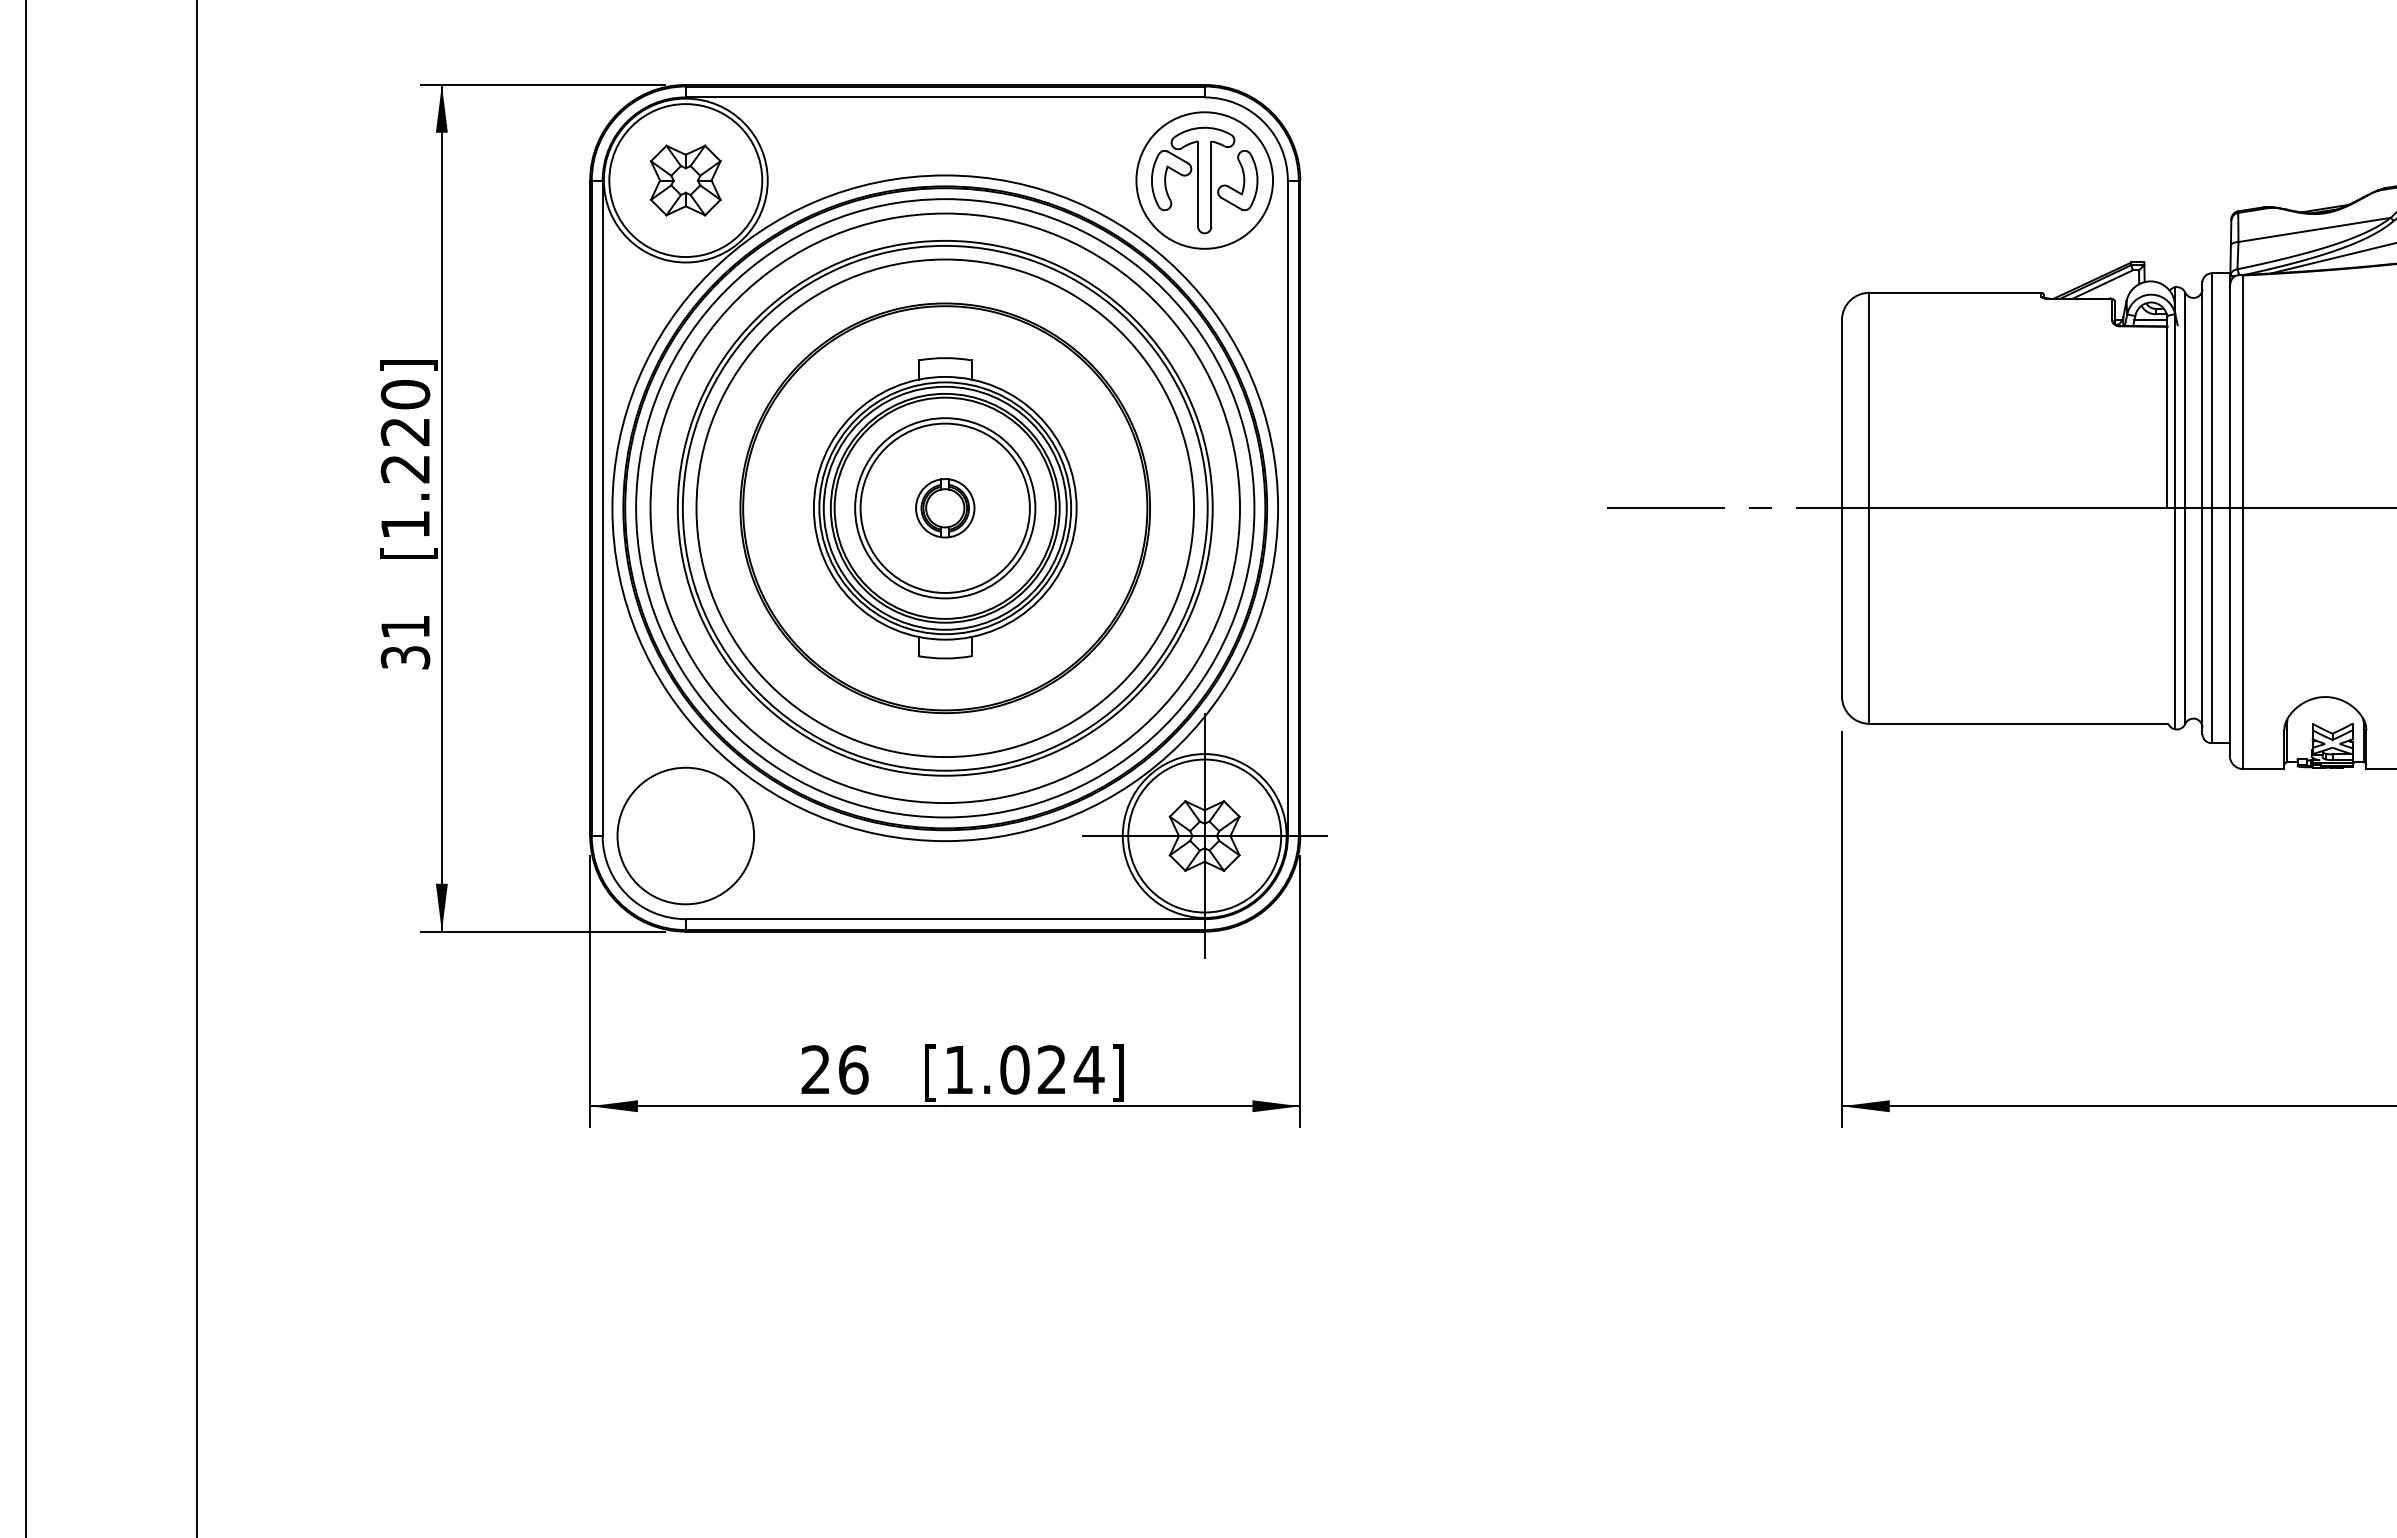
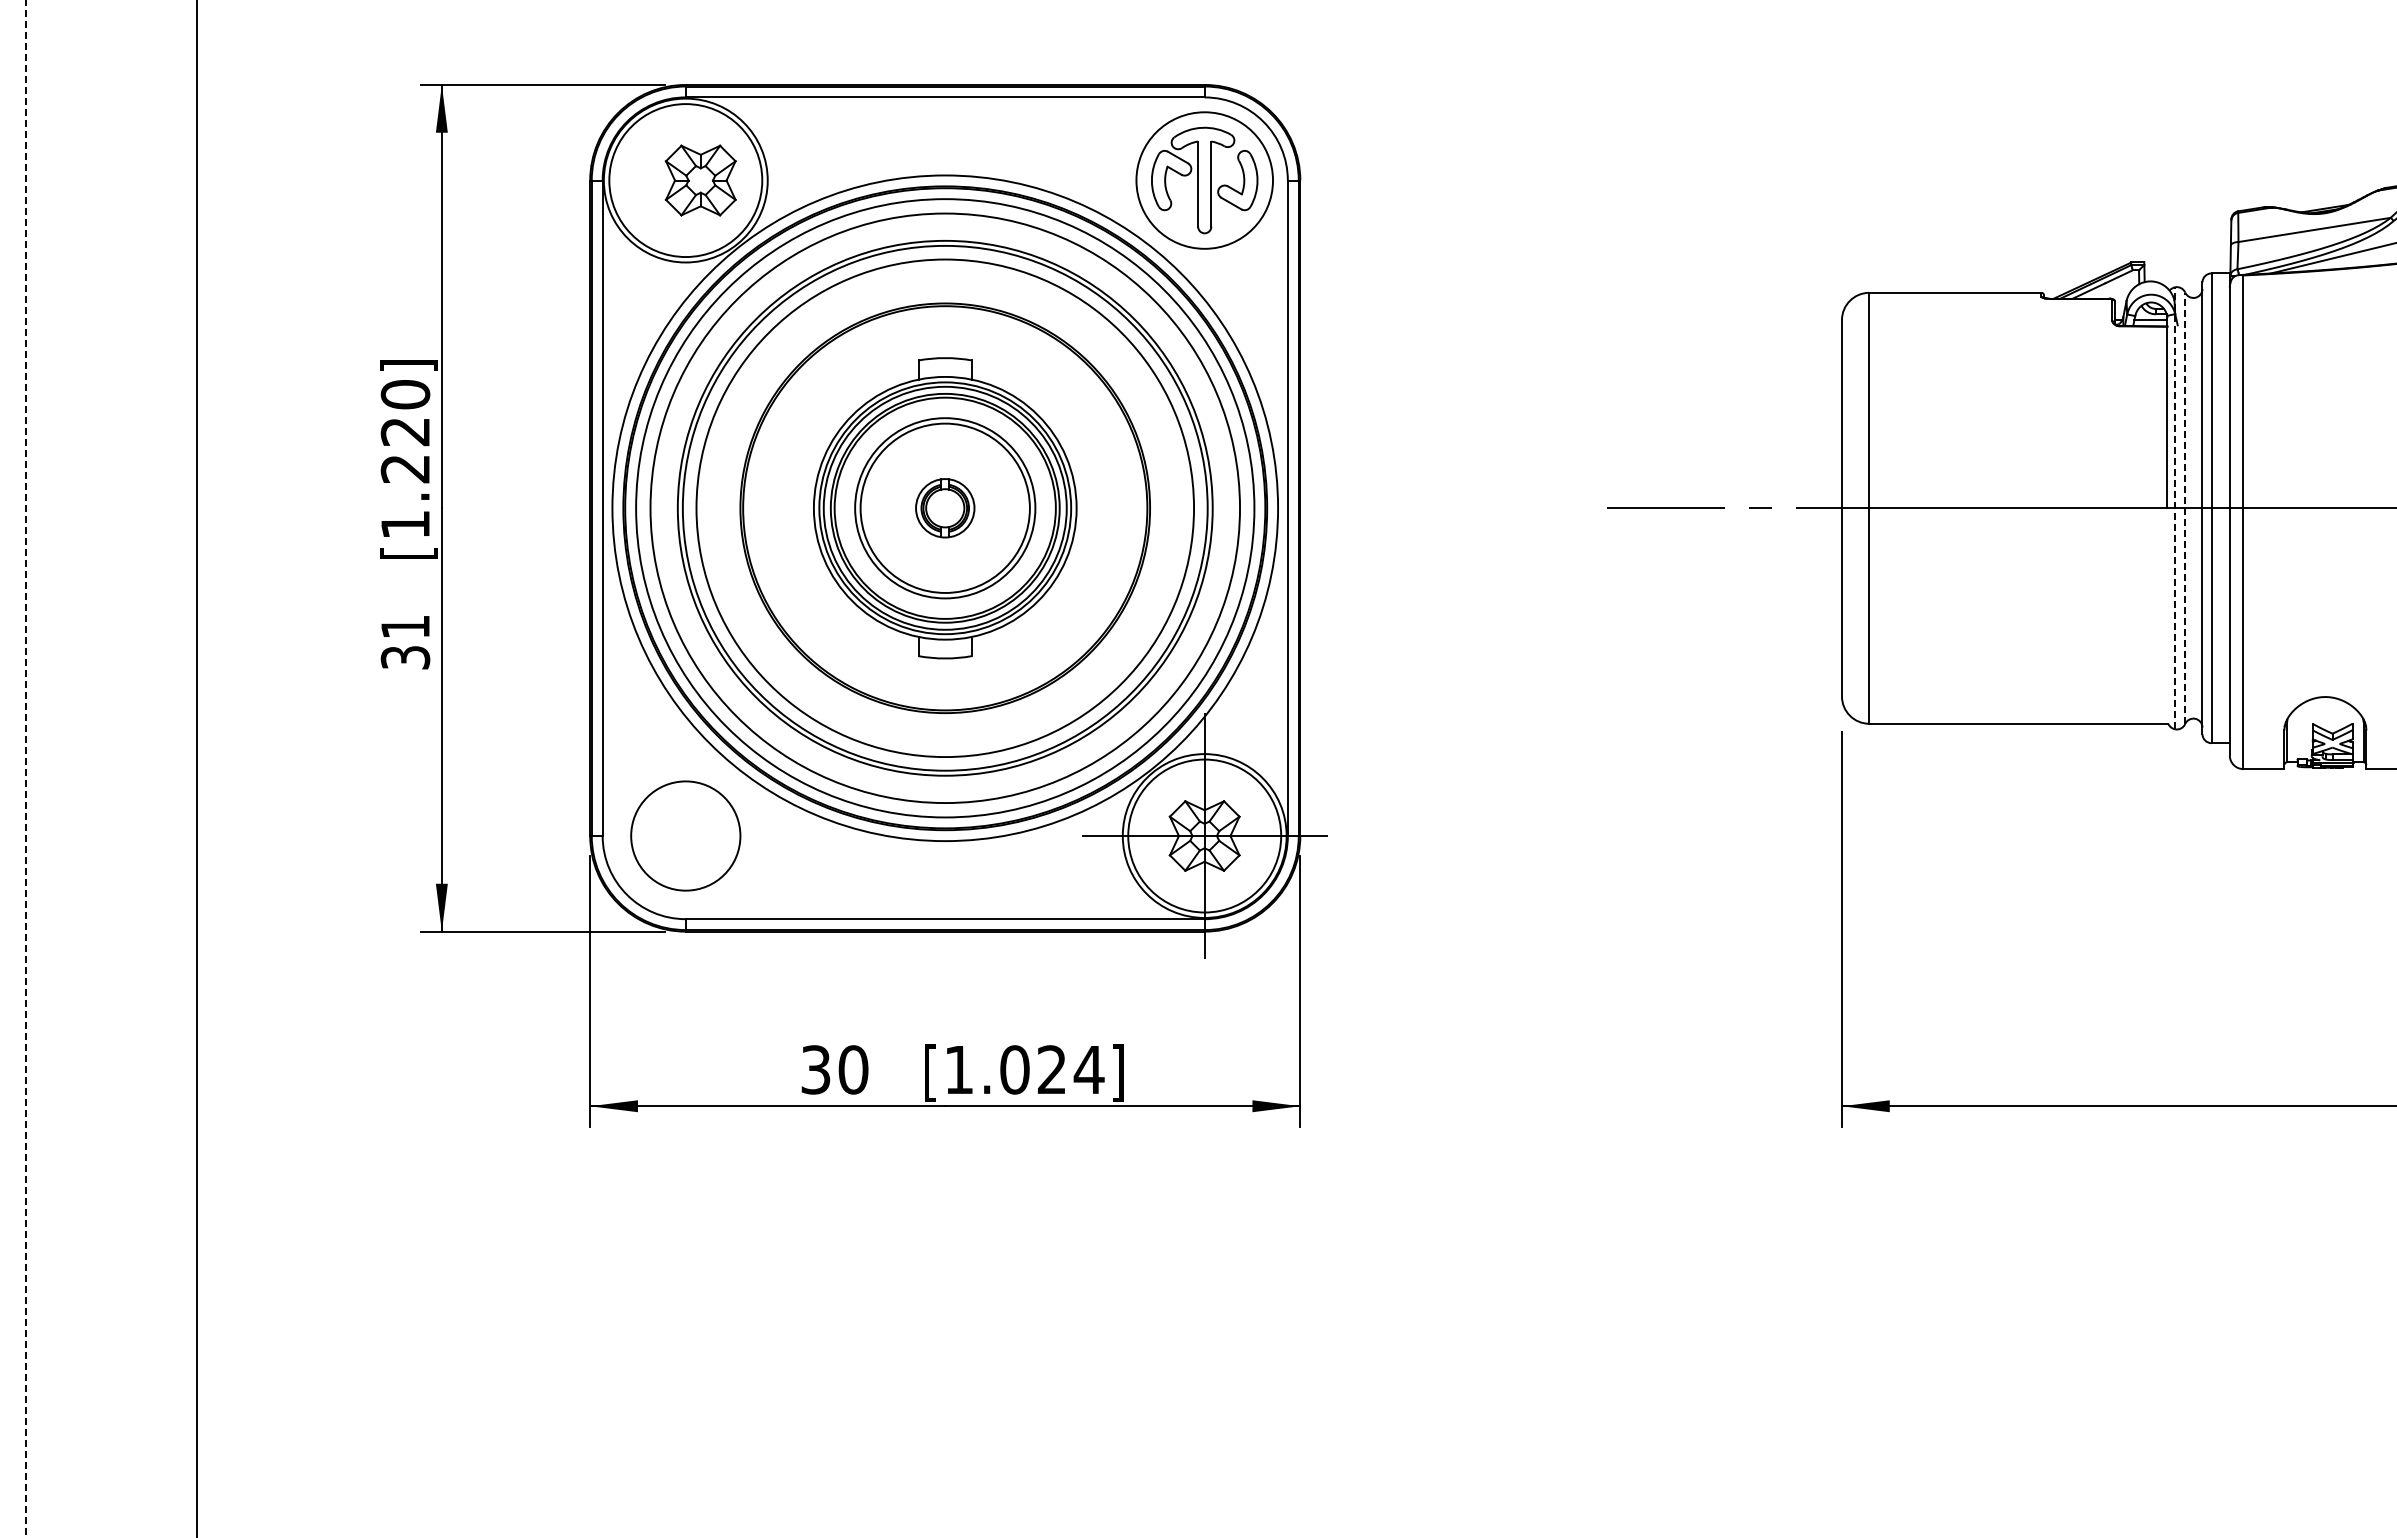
part position: (685, 180) -> (700, 180) (700, 180)
line: solid -> dashed (2175, 507)
line: solid -> dashed (2185, 508)
line: solid -> dashed (25, 769)
circle diameter: 137 px -> 109 px (685, 835)
text: 26 -> 30 (834, 1069)
